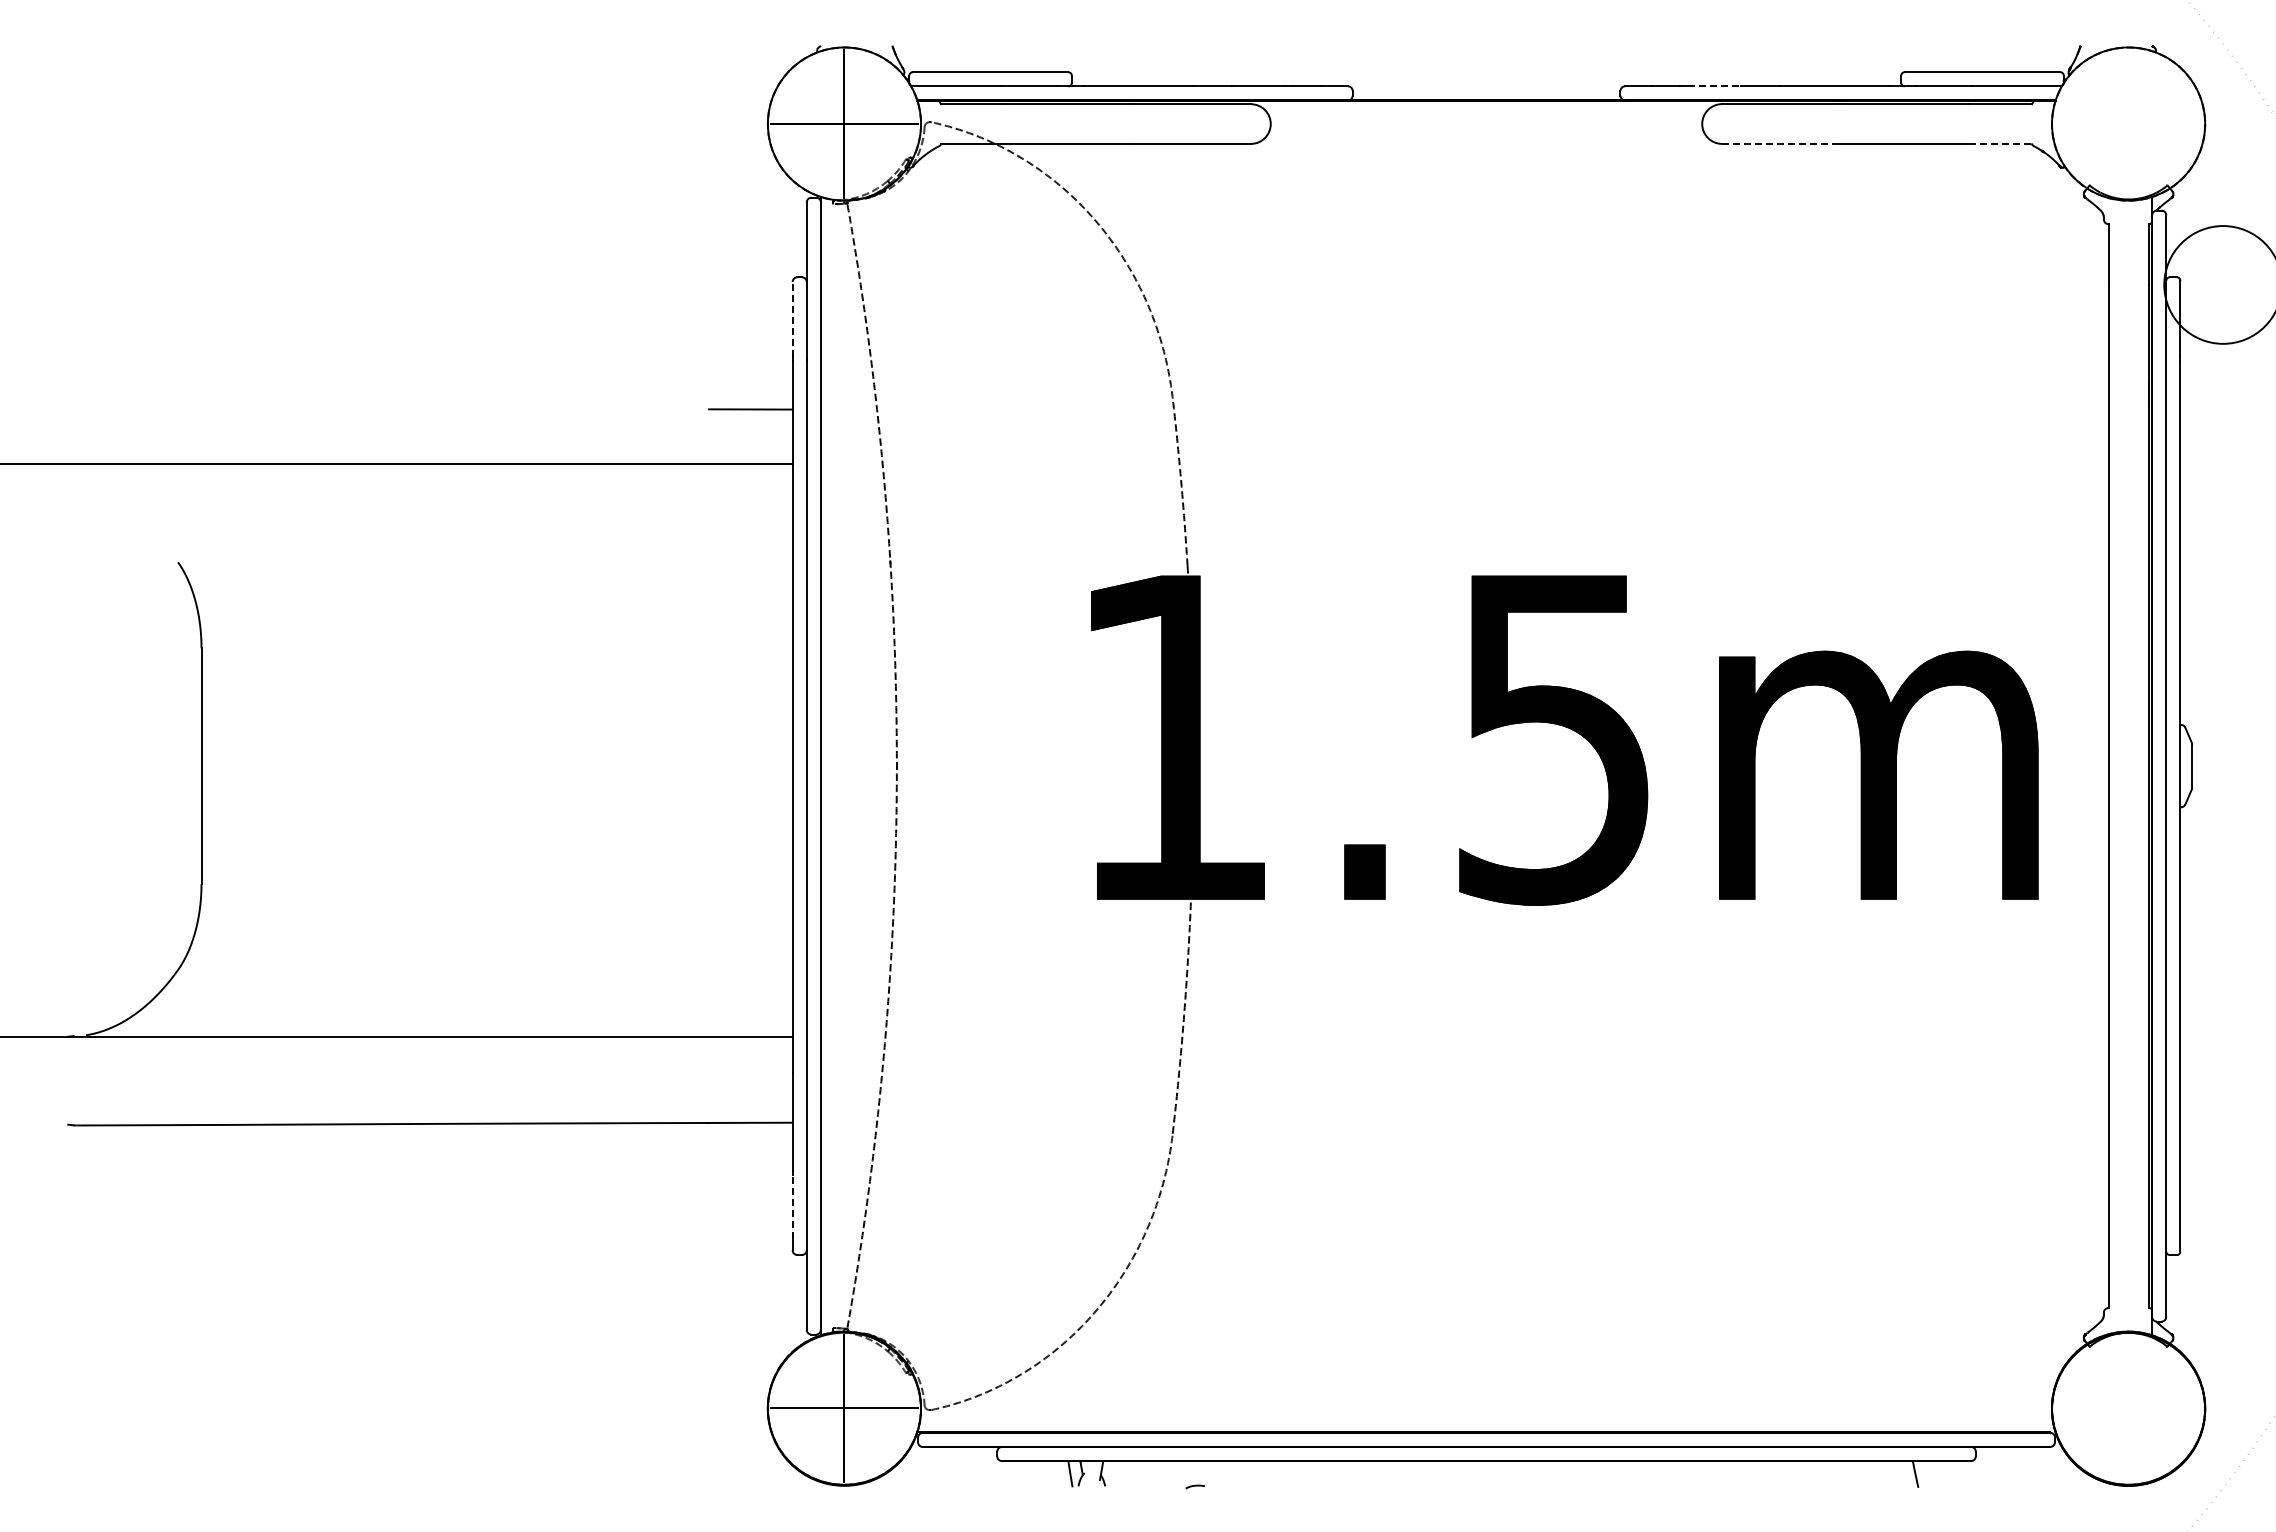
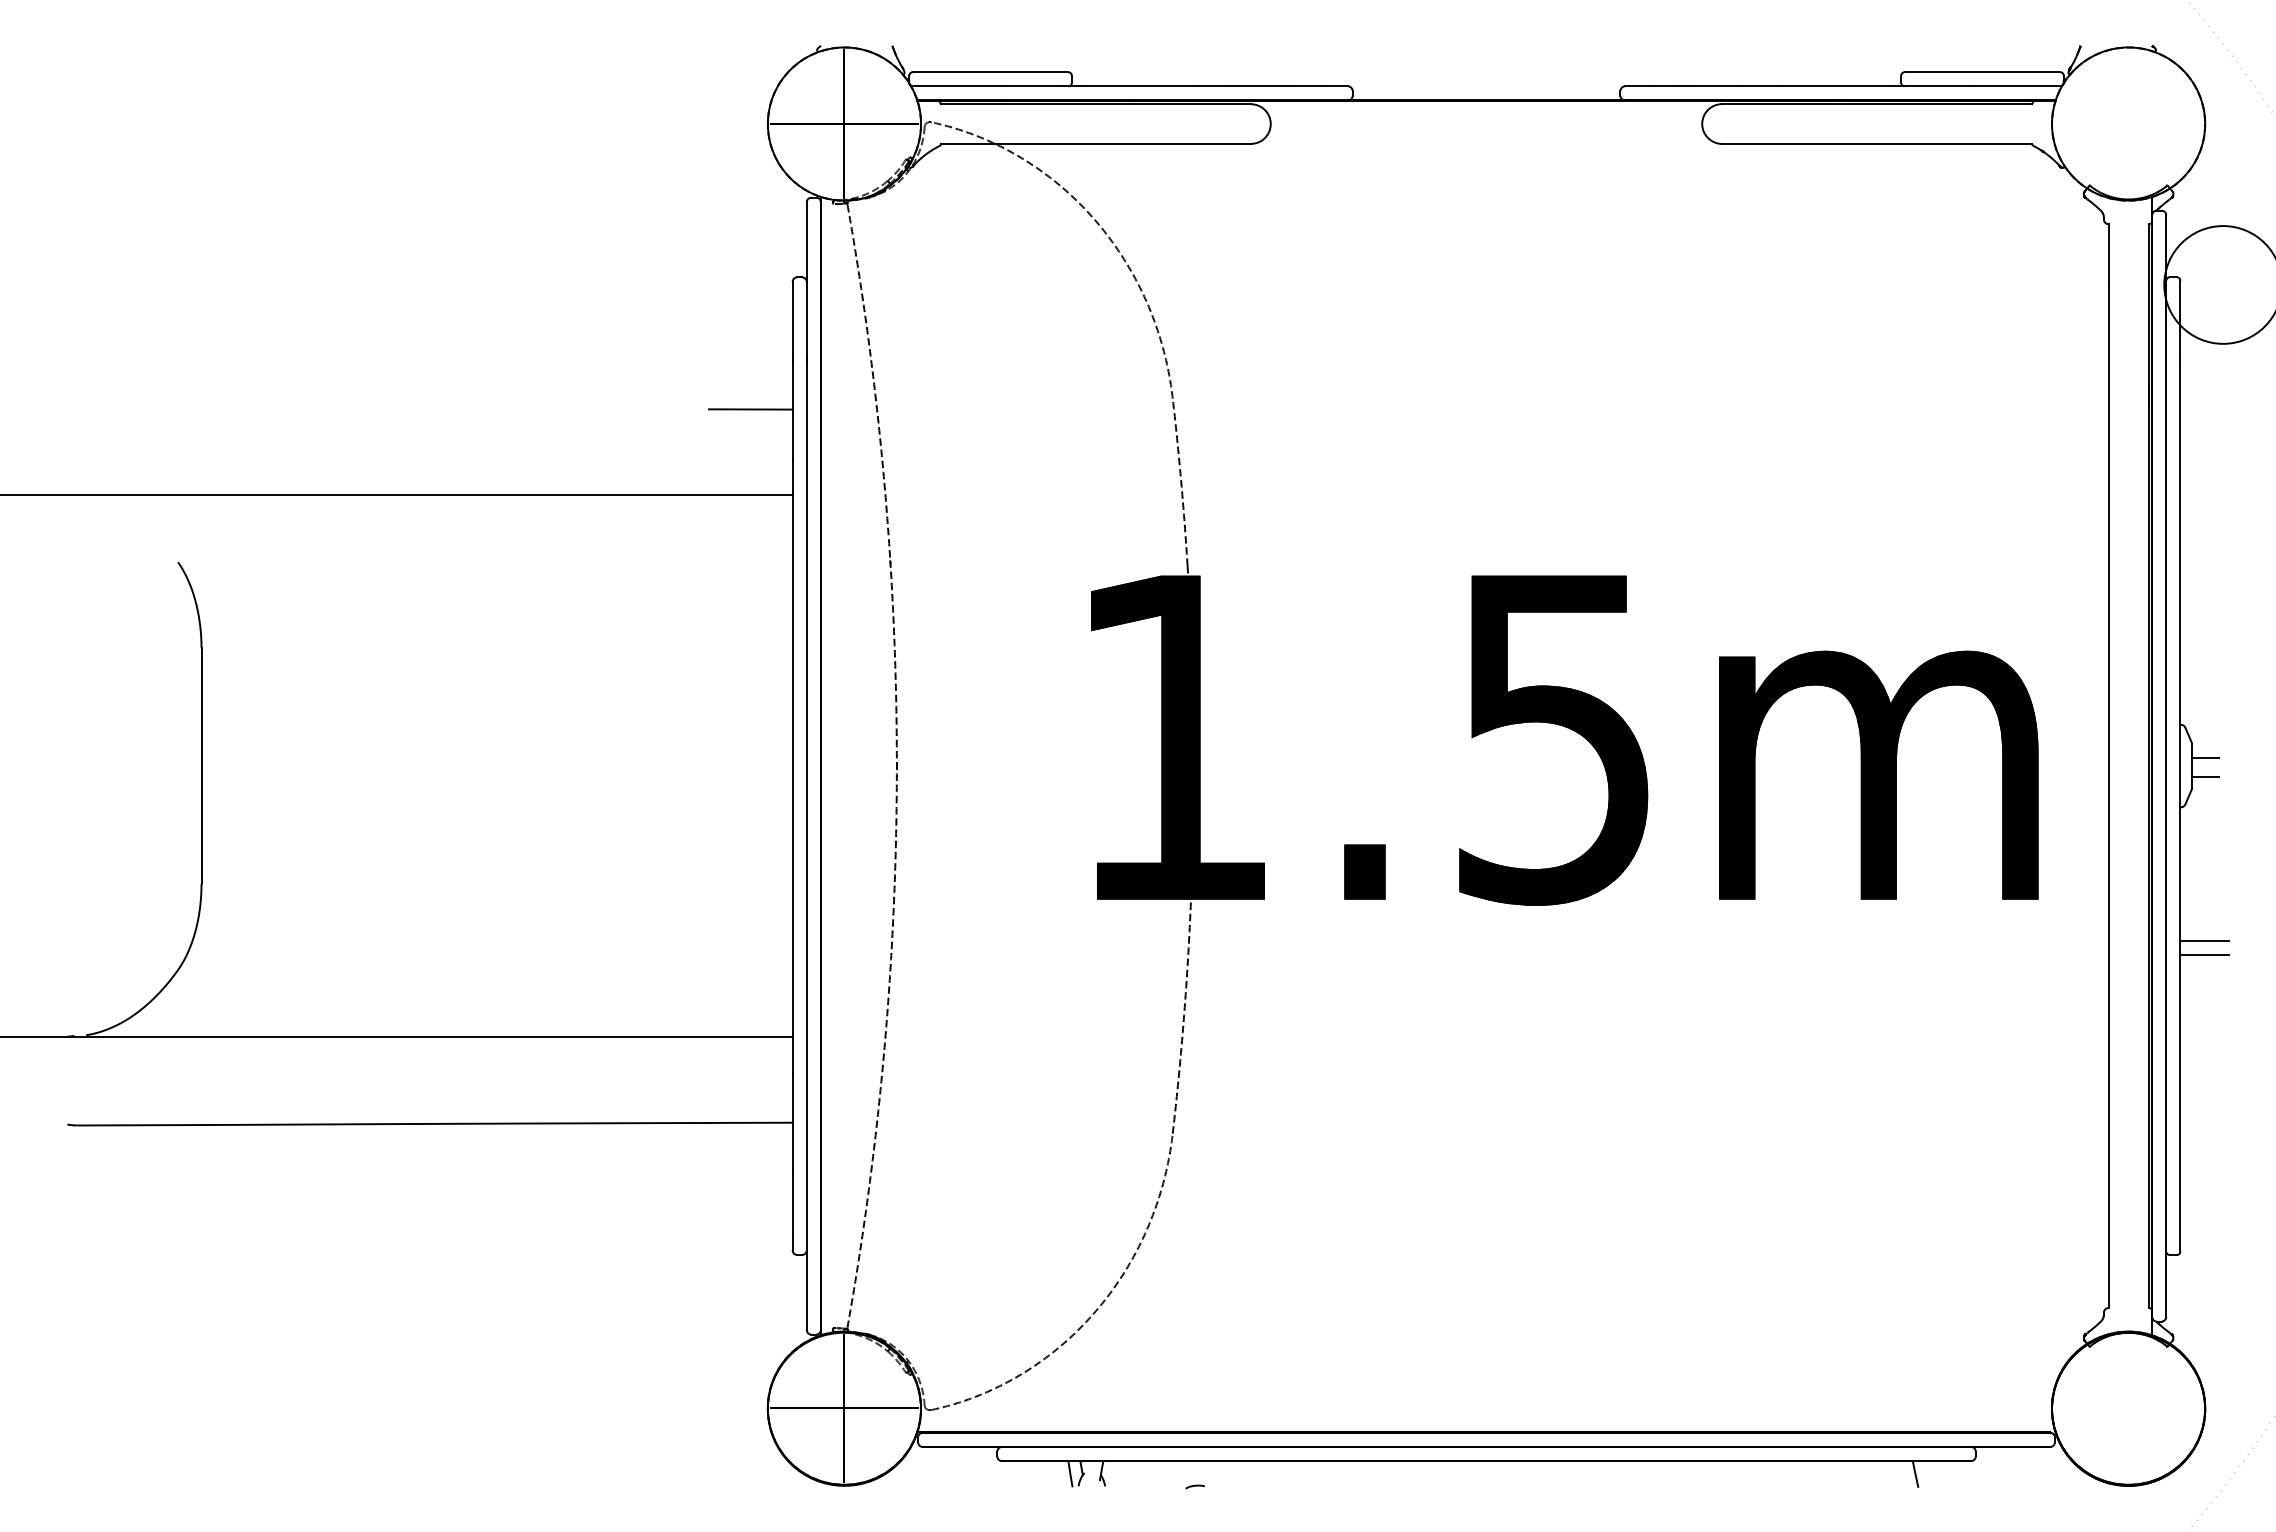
line: dashed -> solid (1714, 86)
line: dashed -> solid (1781, 143)
line: dashed -> solid (2000, 143)
line: dashed -> solid (792, 319)
line position: (397, 463) -> (397, 494) (397, 494)
line: none -> present (2205, 757)
line: none -> present (2205, 776)
line: none -> present (2205, 940)
line: none -> present (2205, 955)
line: dashed -> solid (792, 1206)
